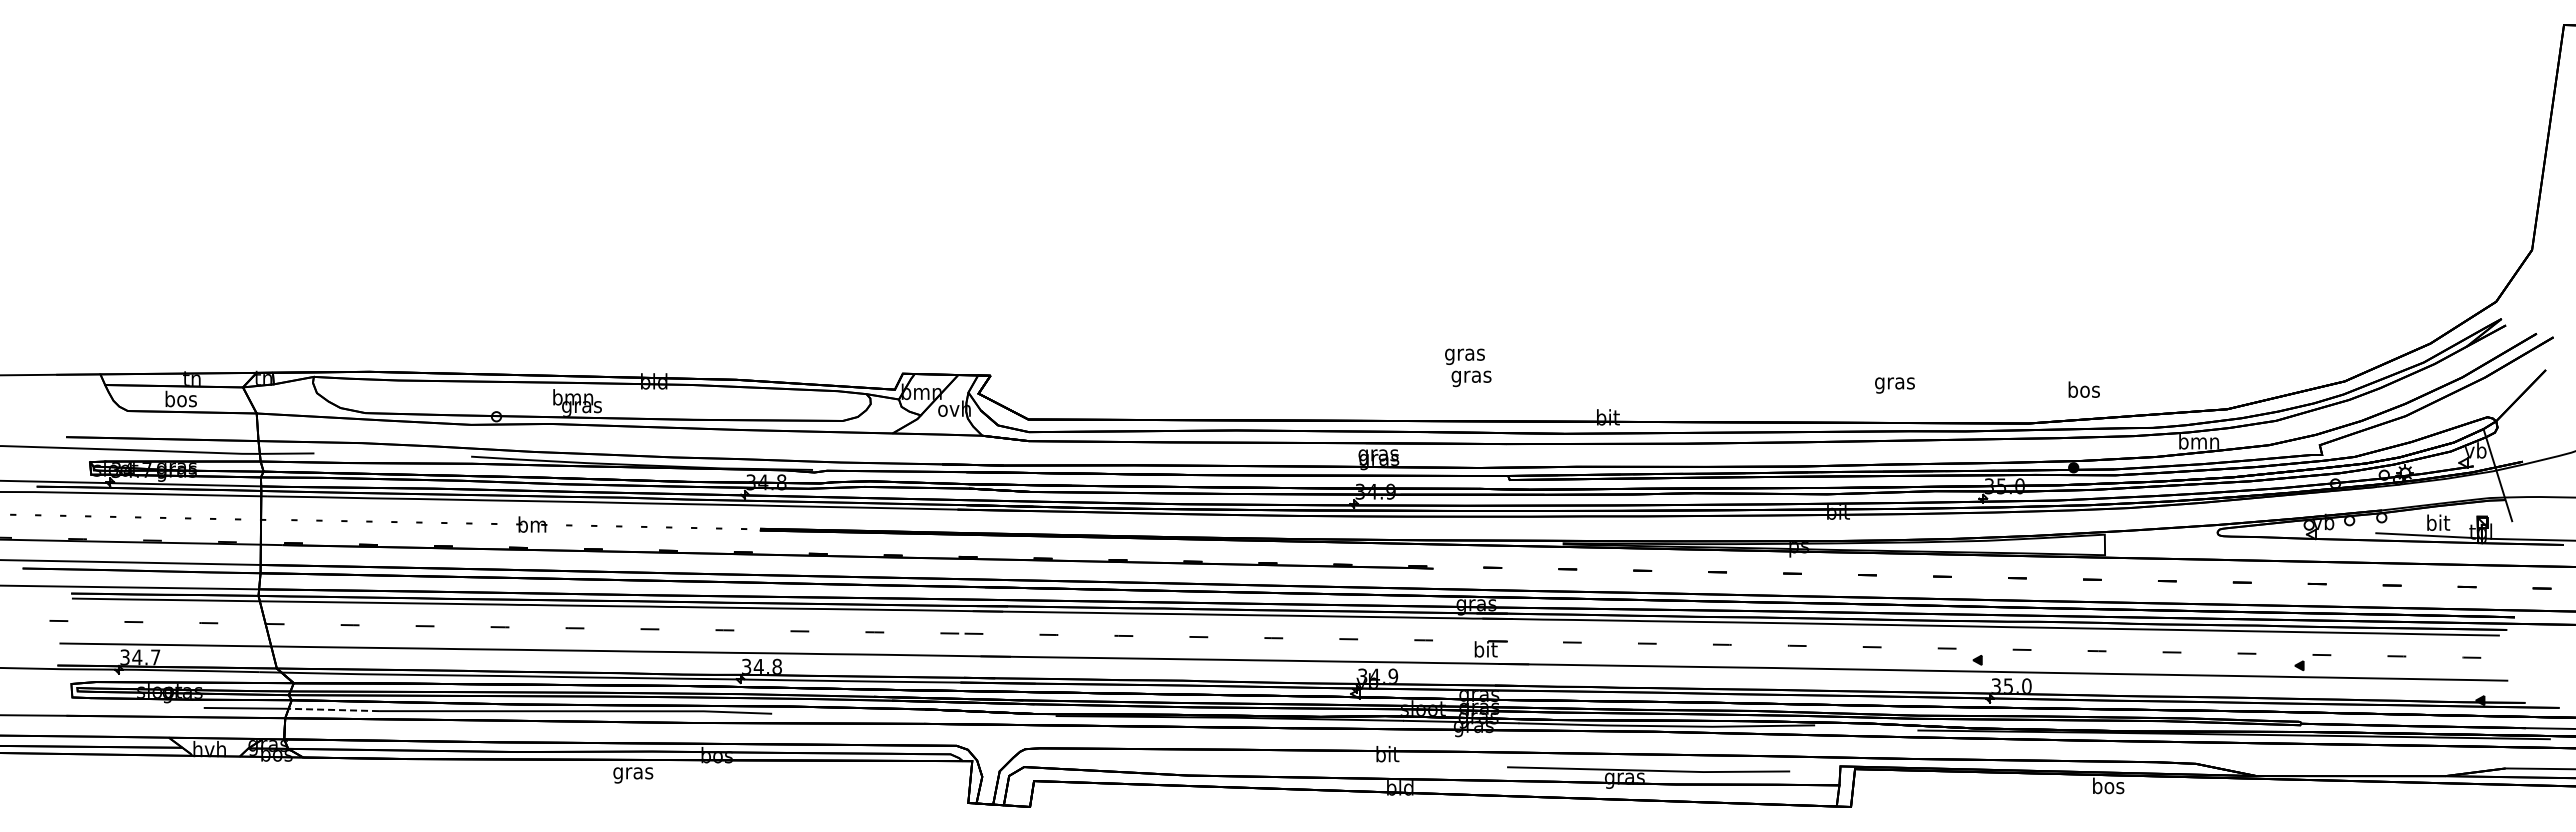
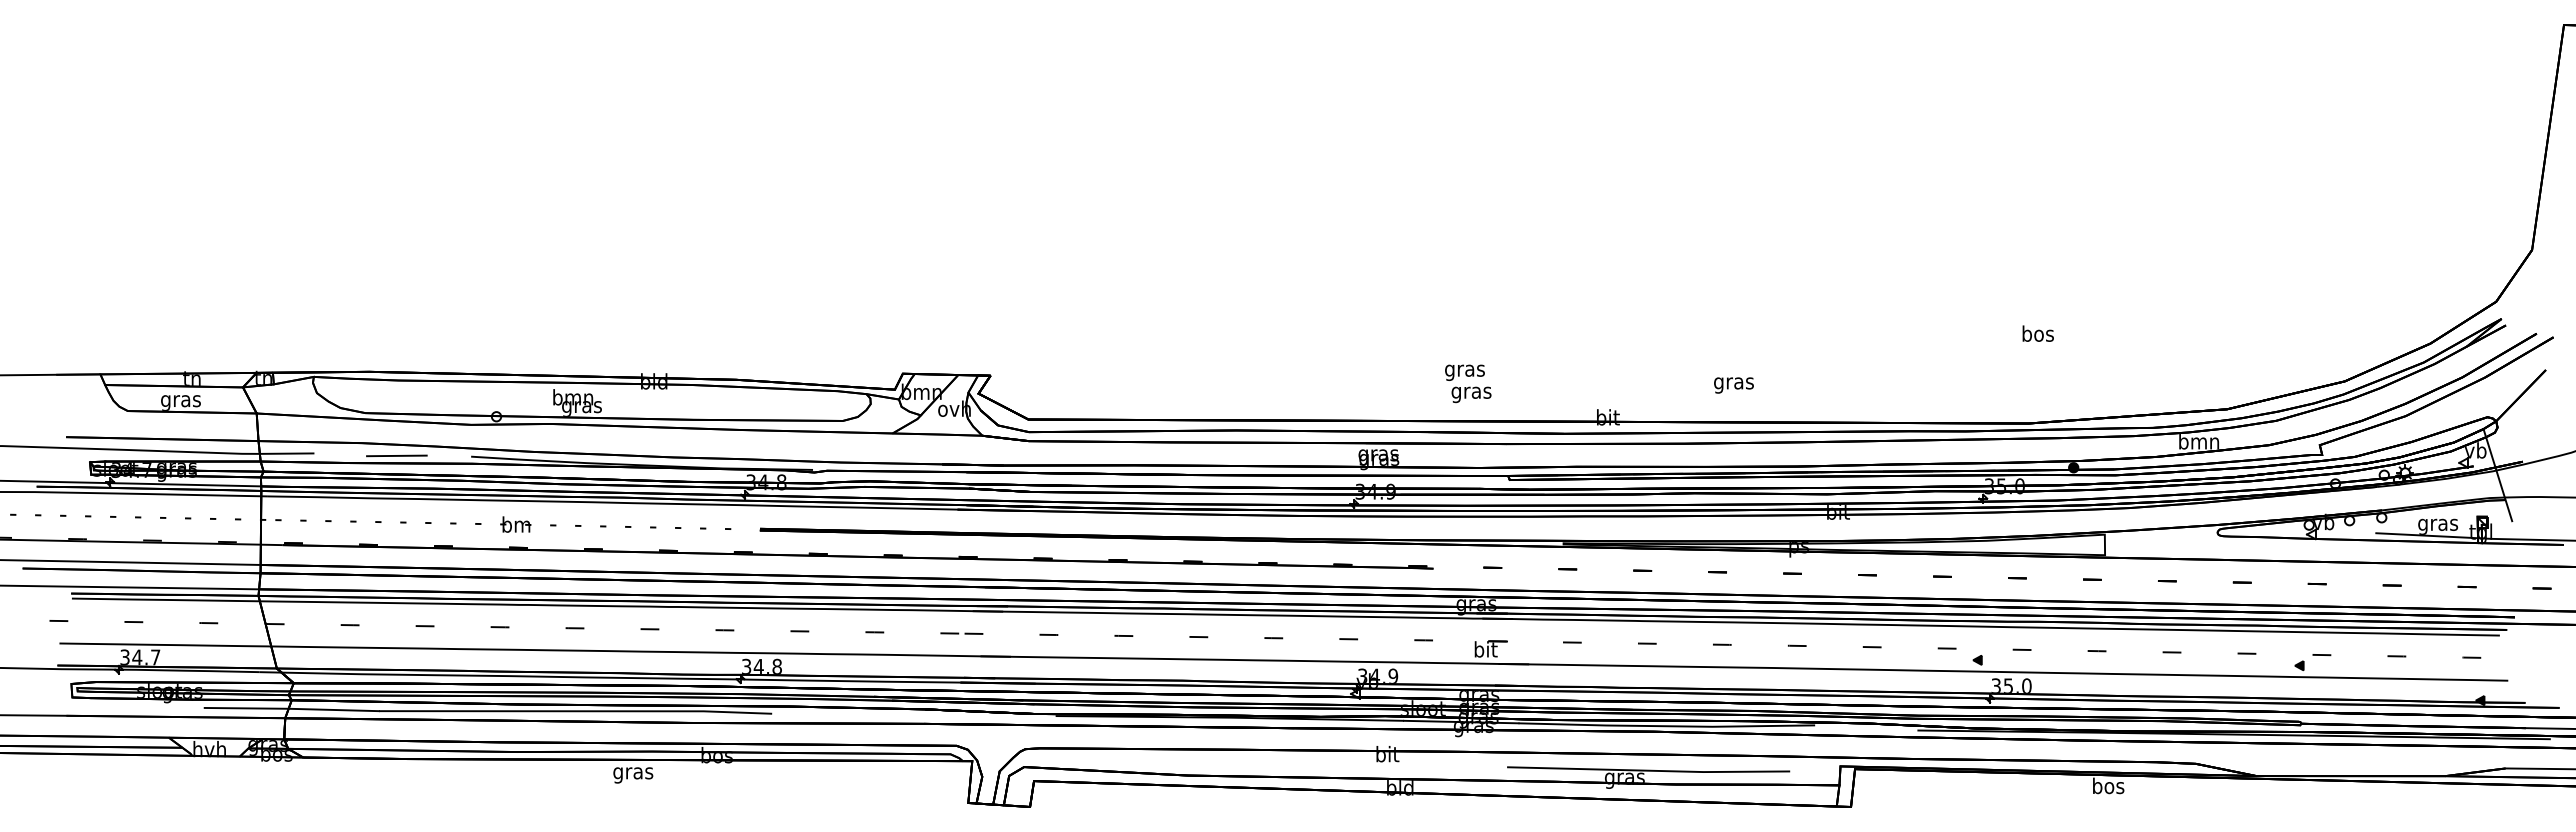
text position: (1468, 367) -> (1468, 383) (1468, 383)
text position: (1894, 385) -> (1733, 385) (1733, 385)
text position: (2083, 389) -> (2037, 333) (2037, 333)
text: bos -> gras (180, 400)
line: none -> present (396, 455)
part position: (519, 524) -> (503, 524) (503, 524)
text: bit -> gras (2438, 524)
line: dashed -> solid (333, 709)
